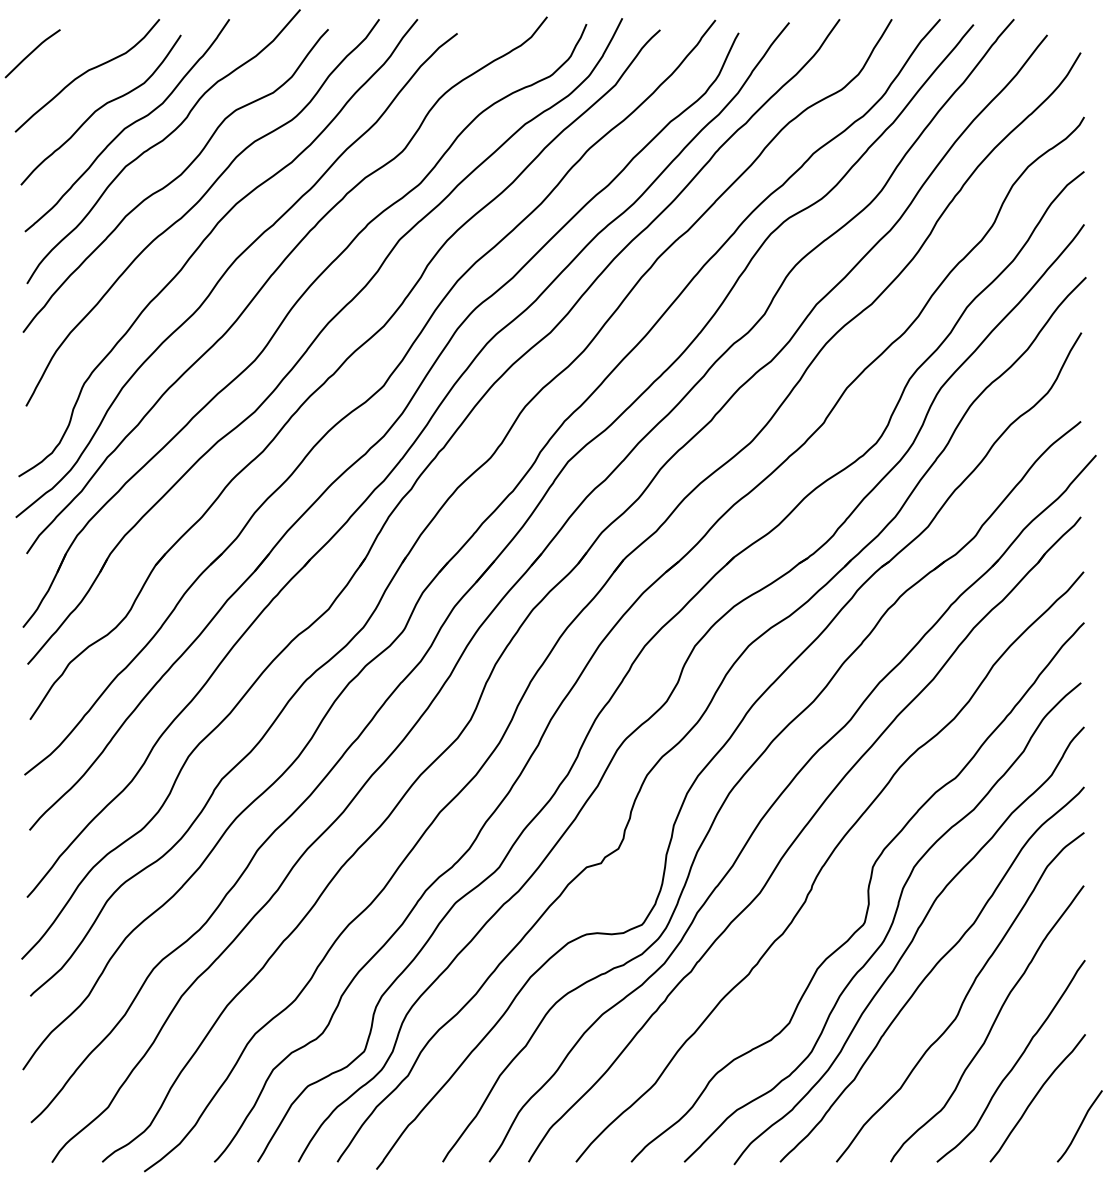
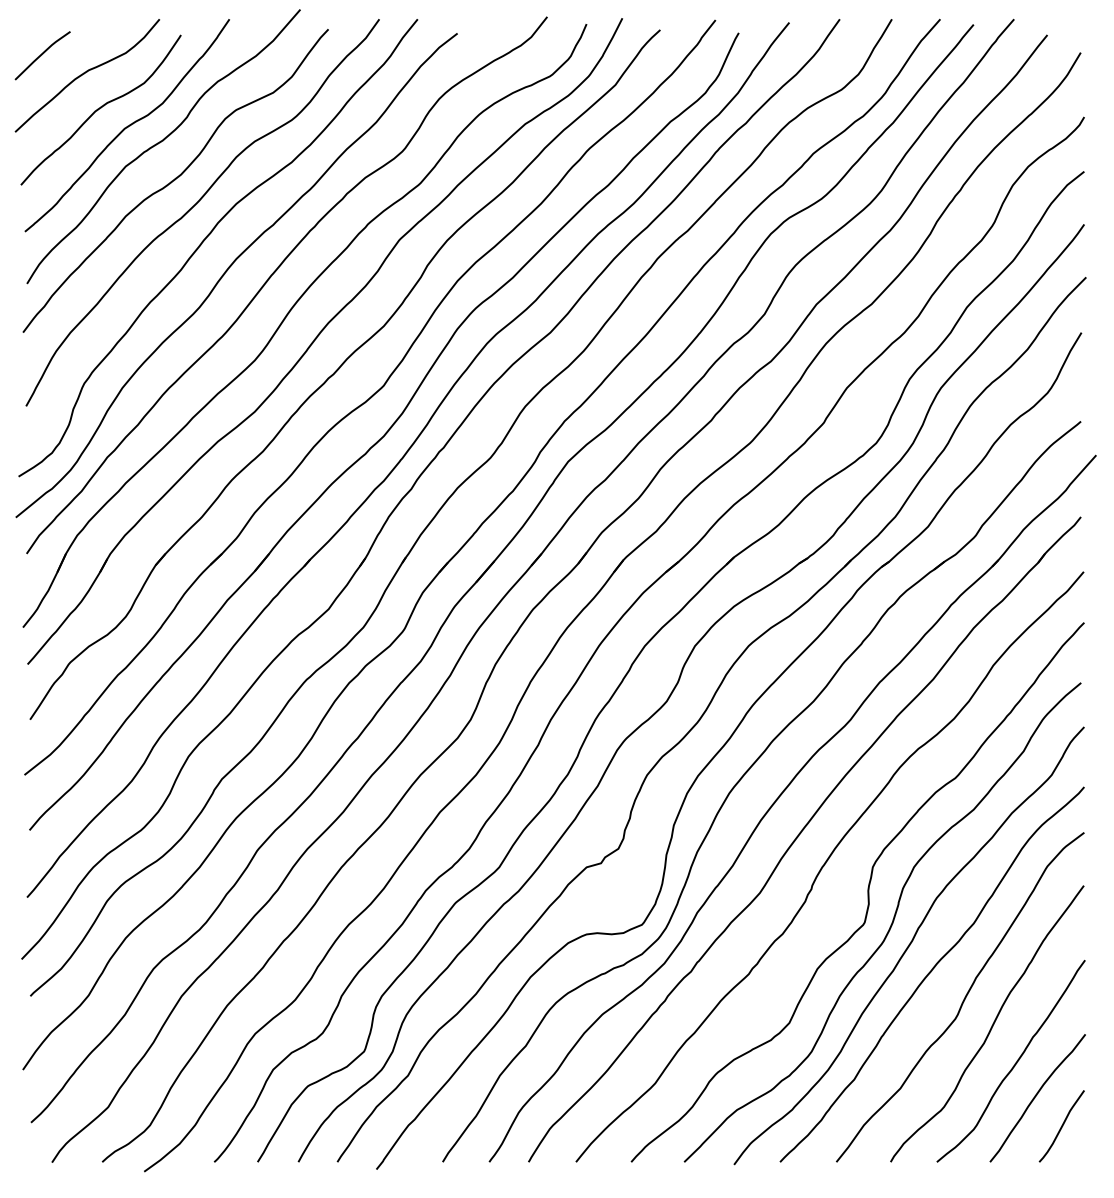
line position: (32, 53) -> (42, 55) (42, 55)
curve position: (1079, 1126) -> (1061, 1126) (1061, 1126)
